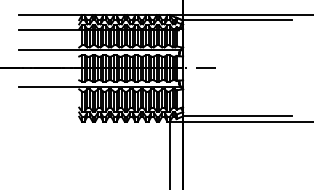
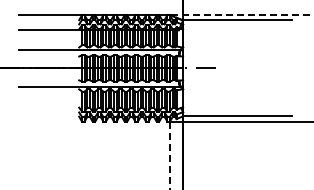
line: solid -> dashed (241, 15)
line: solid -> dashed (169, 155)
